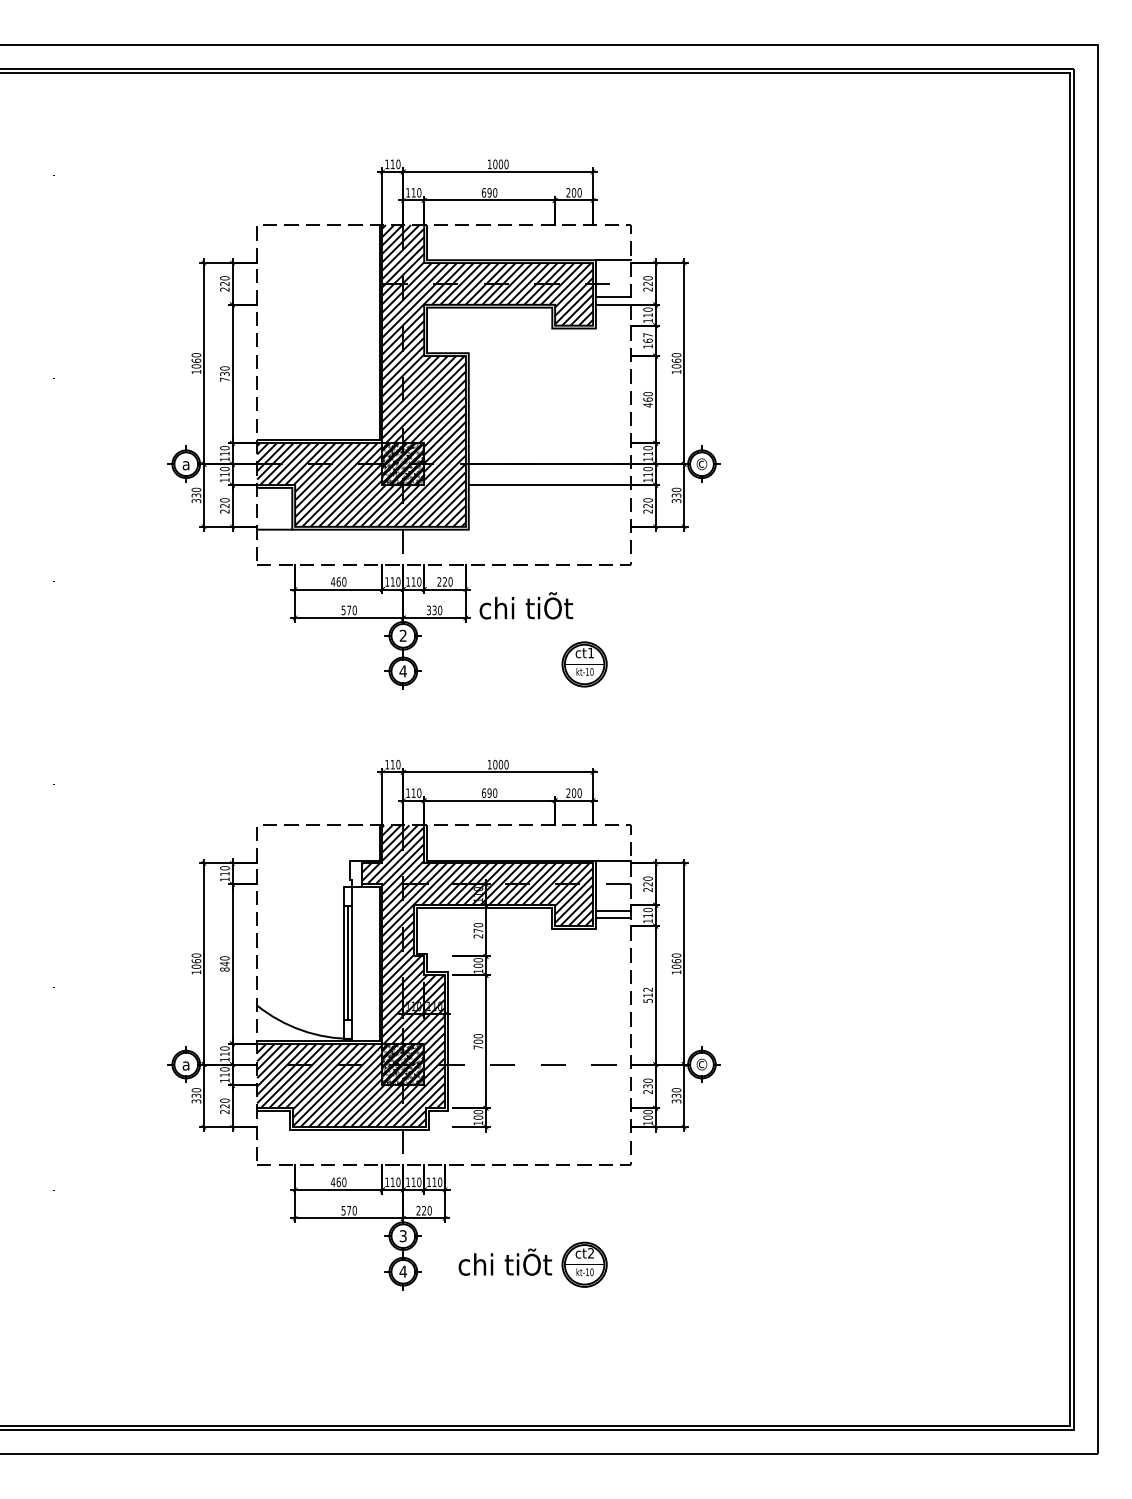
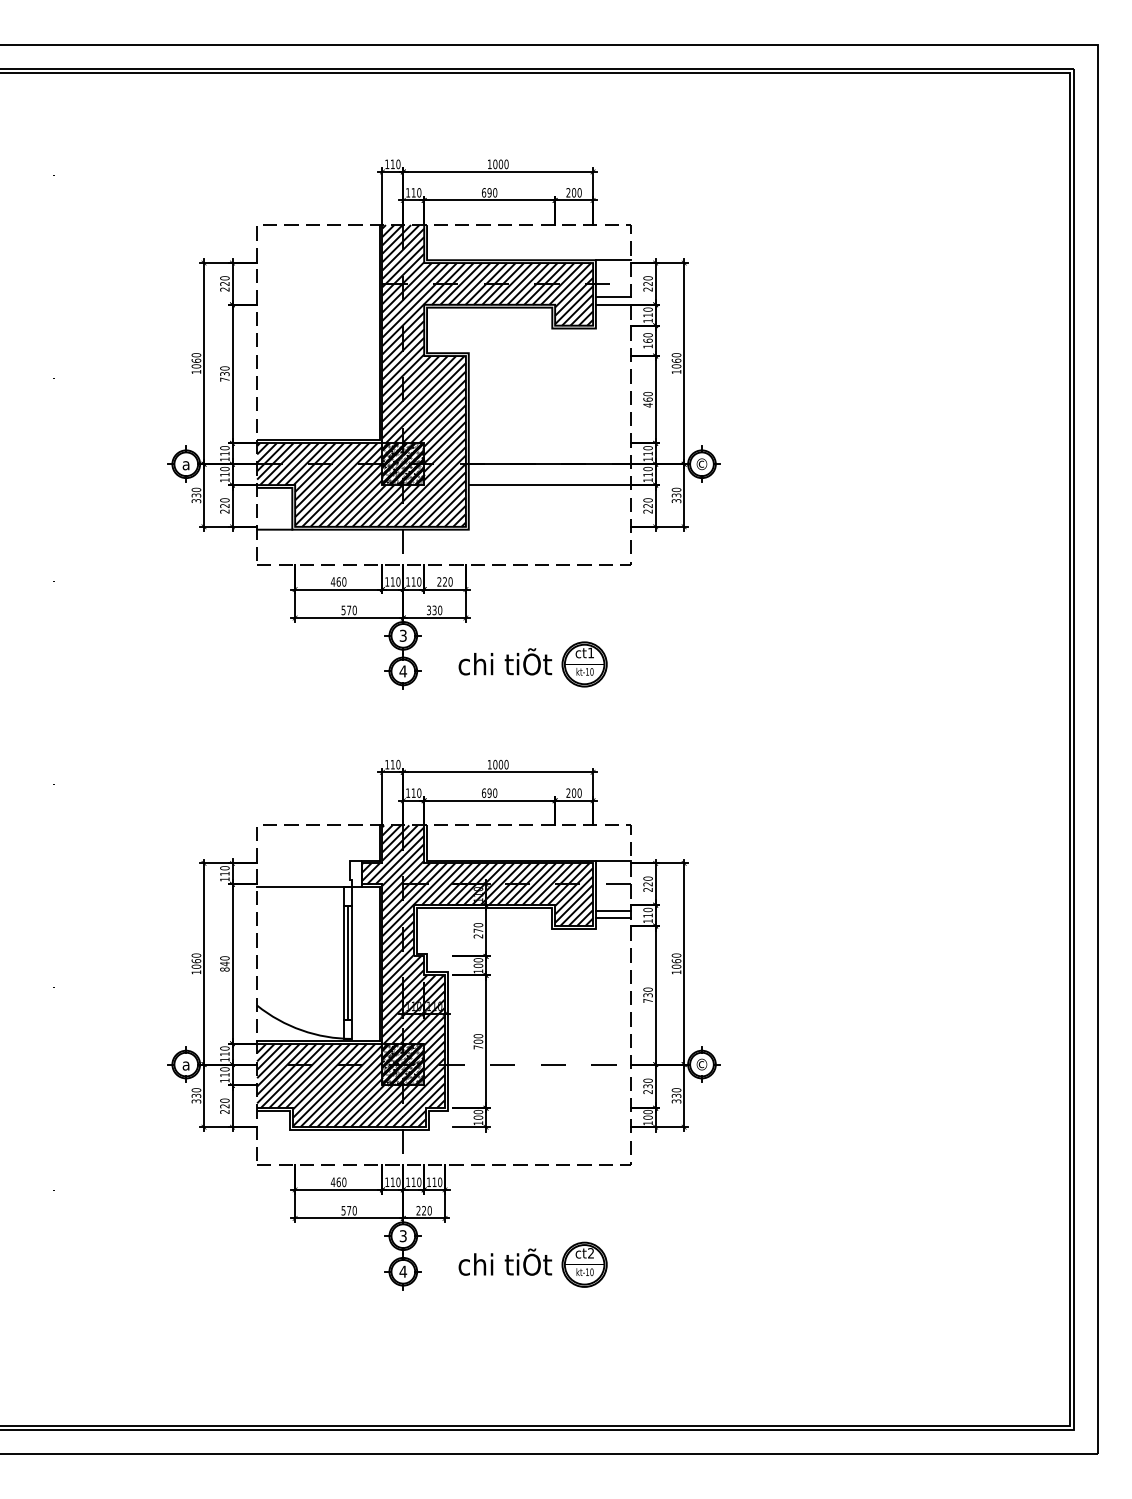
text: 167 -> 160 (647, 335)
text position: (526, 605) -> (505, 661) (505, 661)
text: 2 -> 3 (402, 635)
line: none -> present (304, 887)
text: 512 -> 730 (647, 994)
